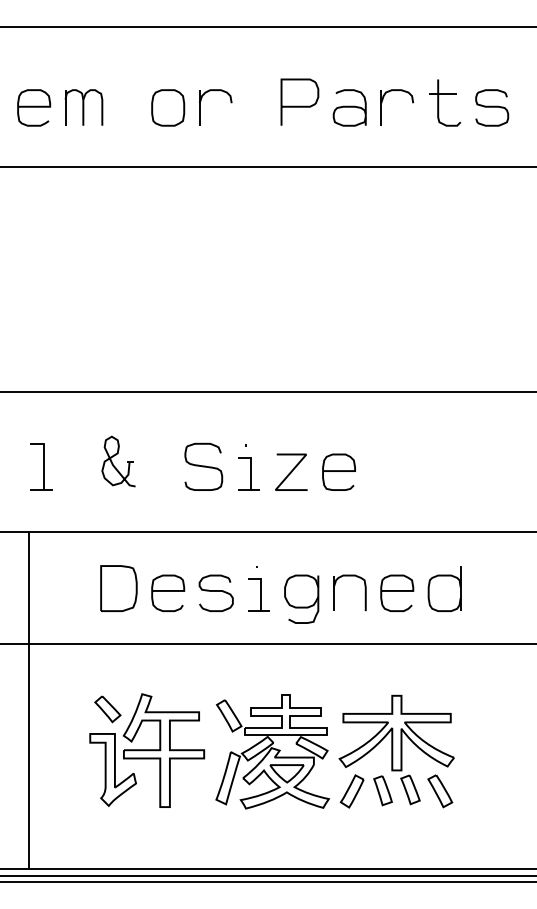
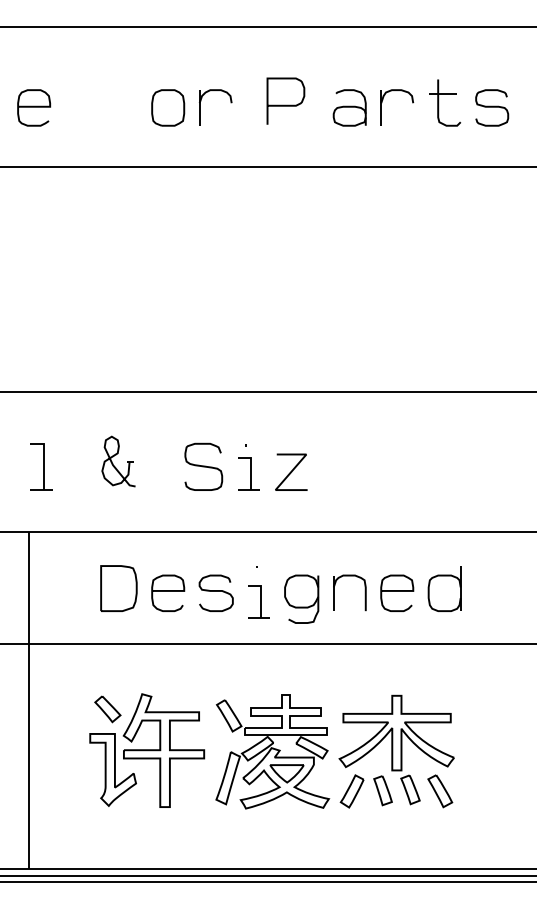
curve position: (299, 105) -> (285, 104) (285, 104)
part: present -> none (83, 107)
curve: present -> none (338, 471)
part position: (258, 594) -> (258, 601) (258, 601)
